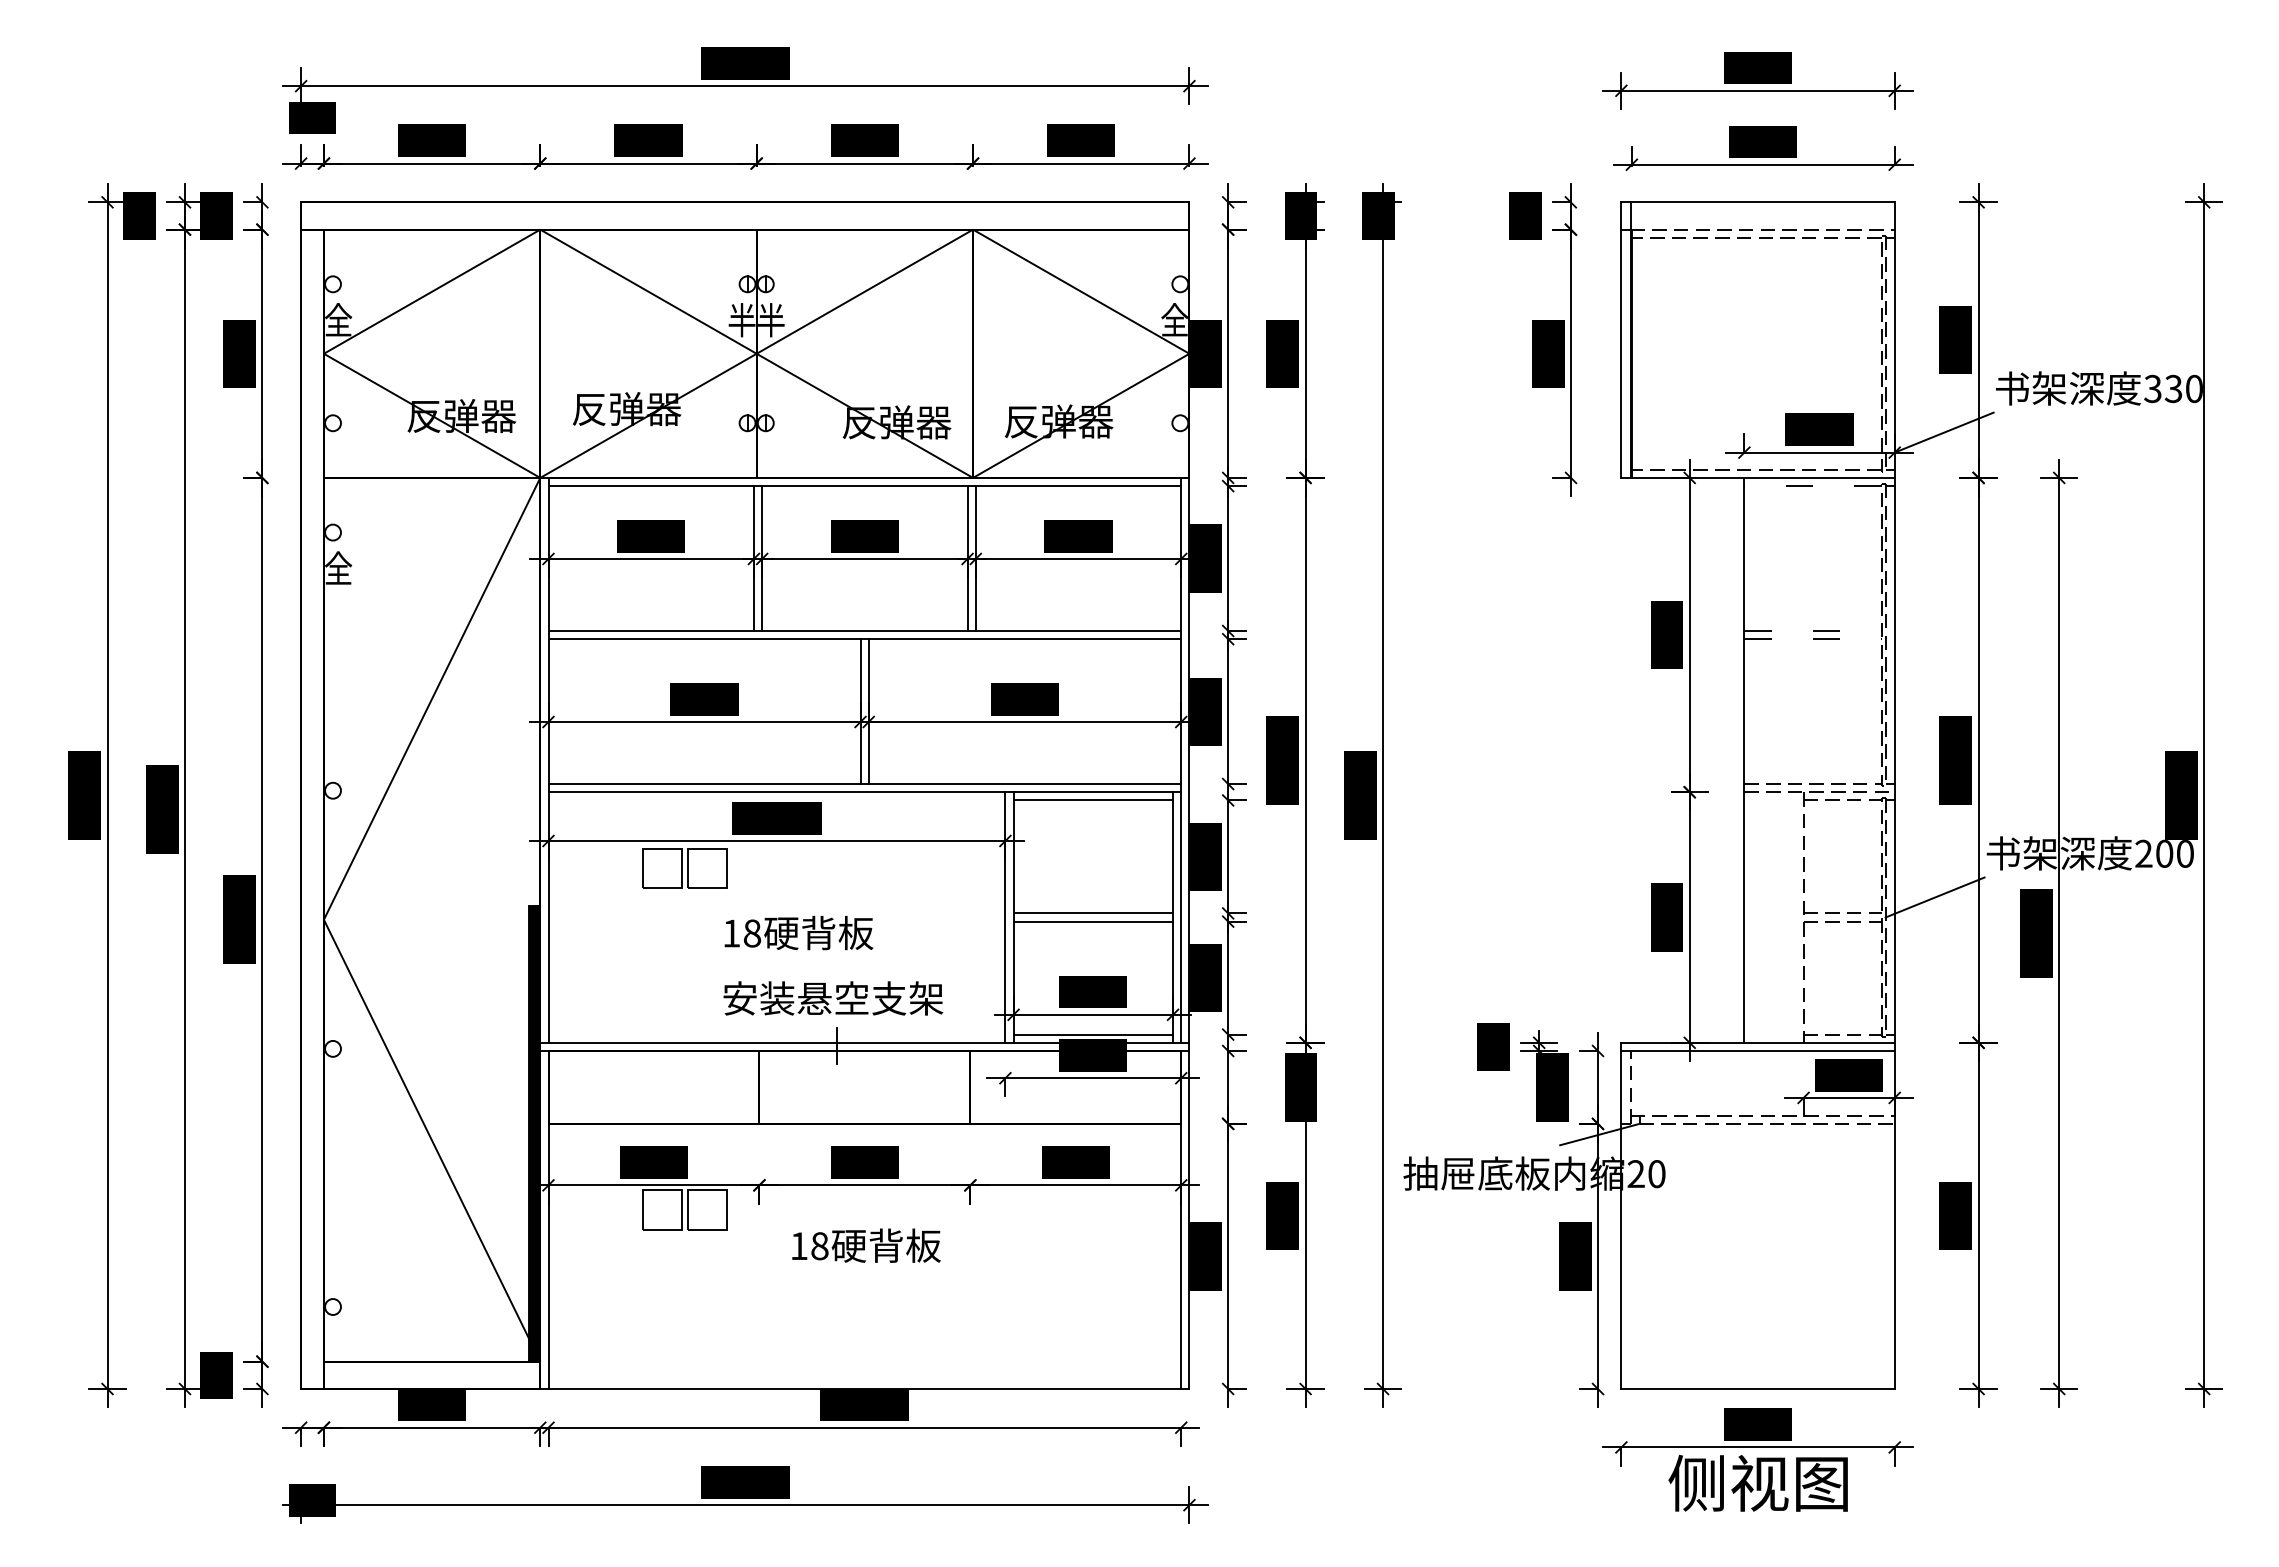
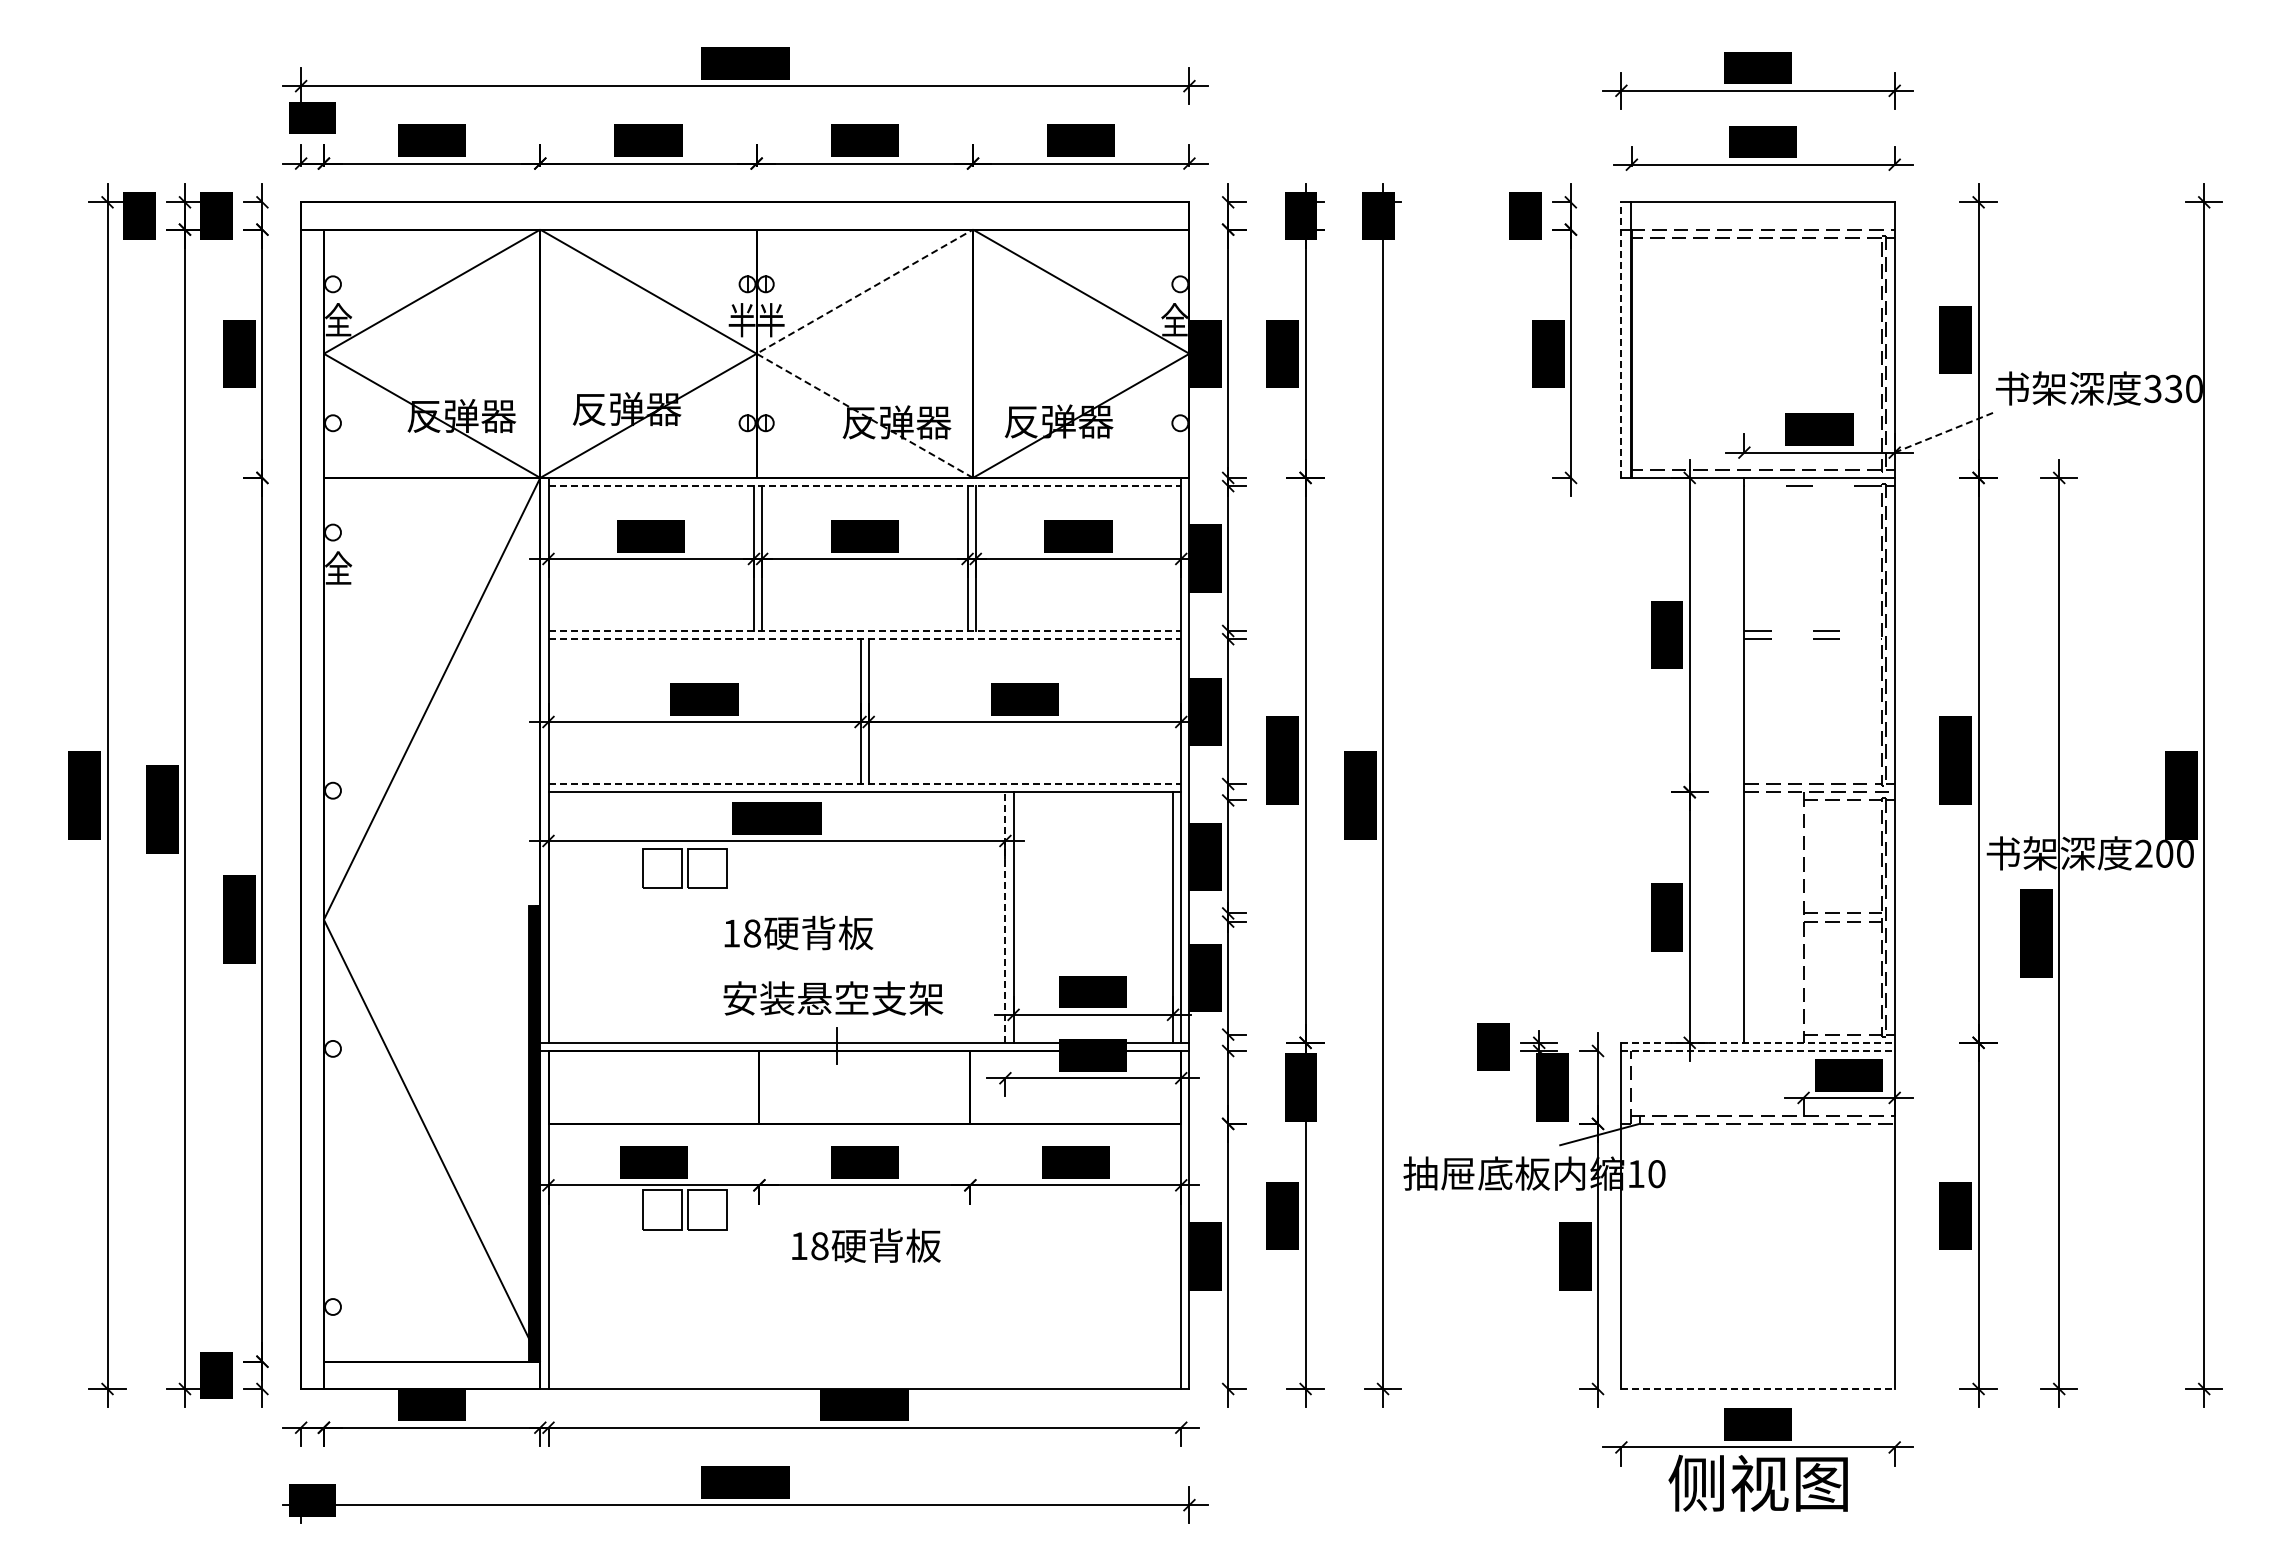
line: solid -> dashed (1621, 340)
line: solid -> dashed (756, 353)
line: solid -> dashed (1944, 432)
line: solid -> dashed (865, 486)
line: solid -> dashed (865, 630)
line: solid -> dashed (865, 639)
line: solid -> dashed (865, 784)
line: present -> none (1093, 800)
line: present -> none (1934, 897)
line: present -> none (1093, 913)
line: solid -> dashed (1005, 917)
line: present -> none (1093, 921)
line: present -> none (1093, 1034)
line: solid -> dashed (1758, 1042)
line: solid -> dashed (1758, 1050)
text: 20 -> 10 (1635, 1173)
line: solid -> dashed (1758, 1389)
